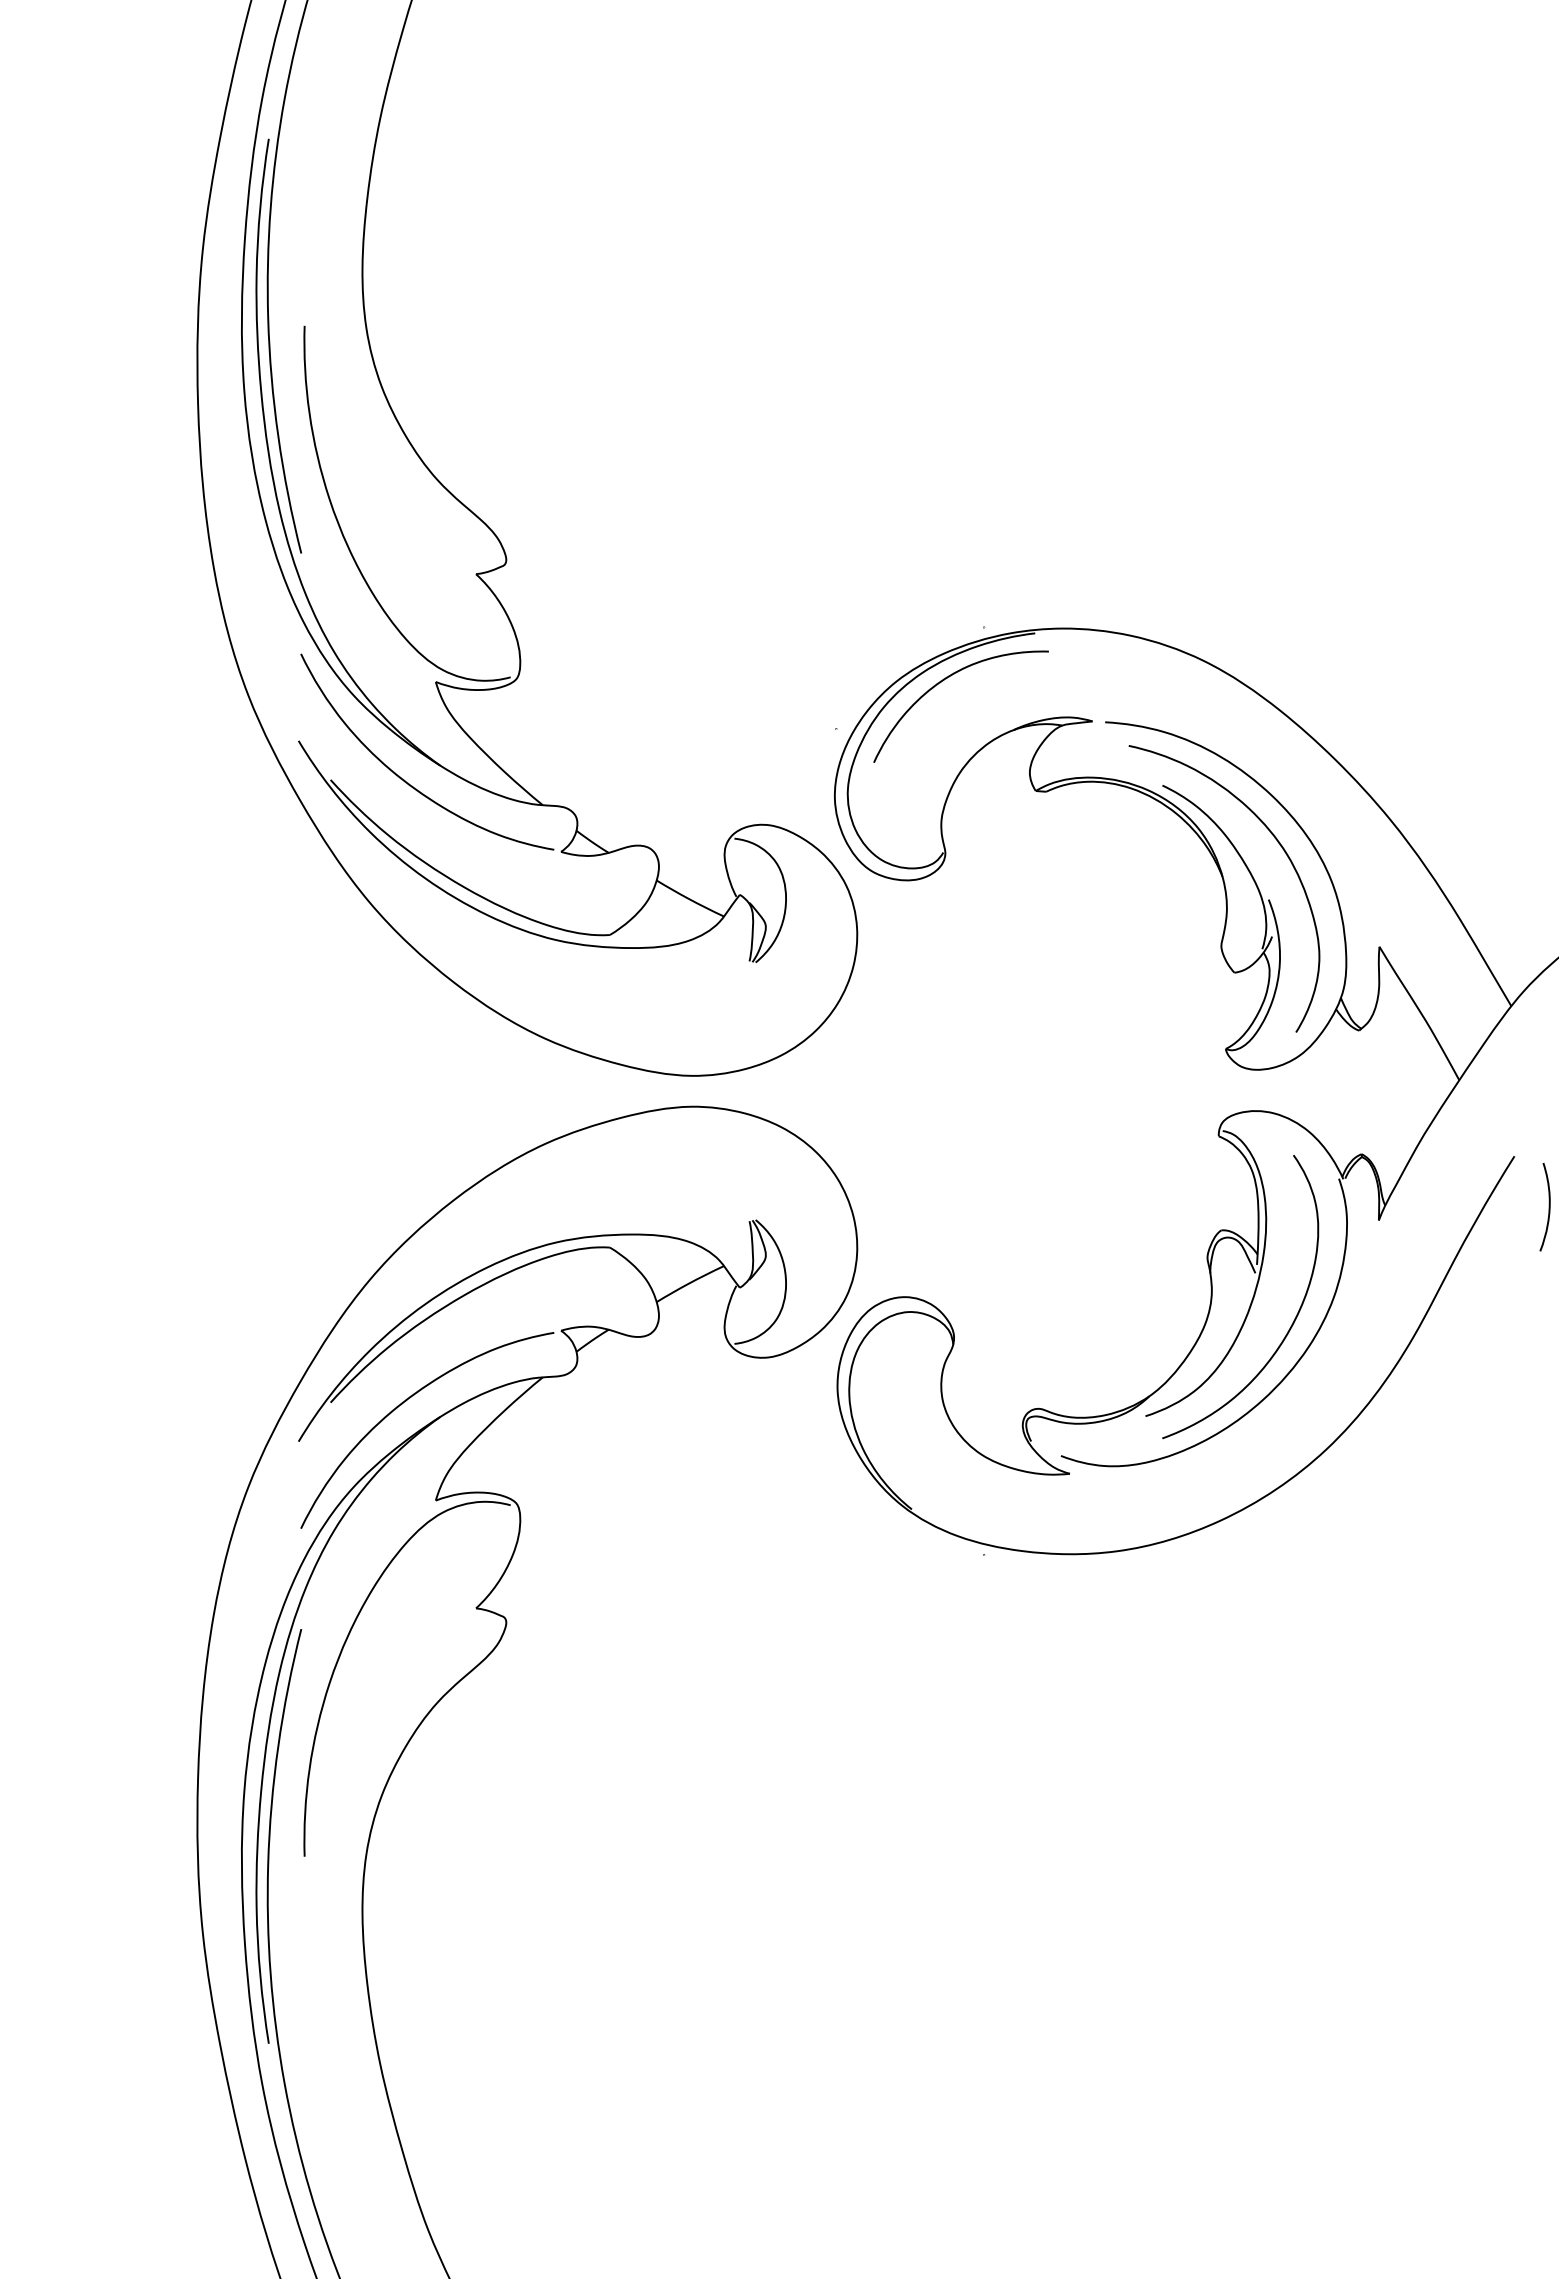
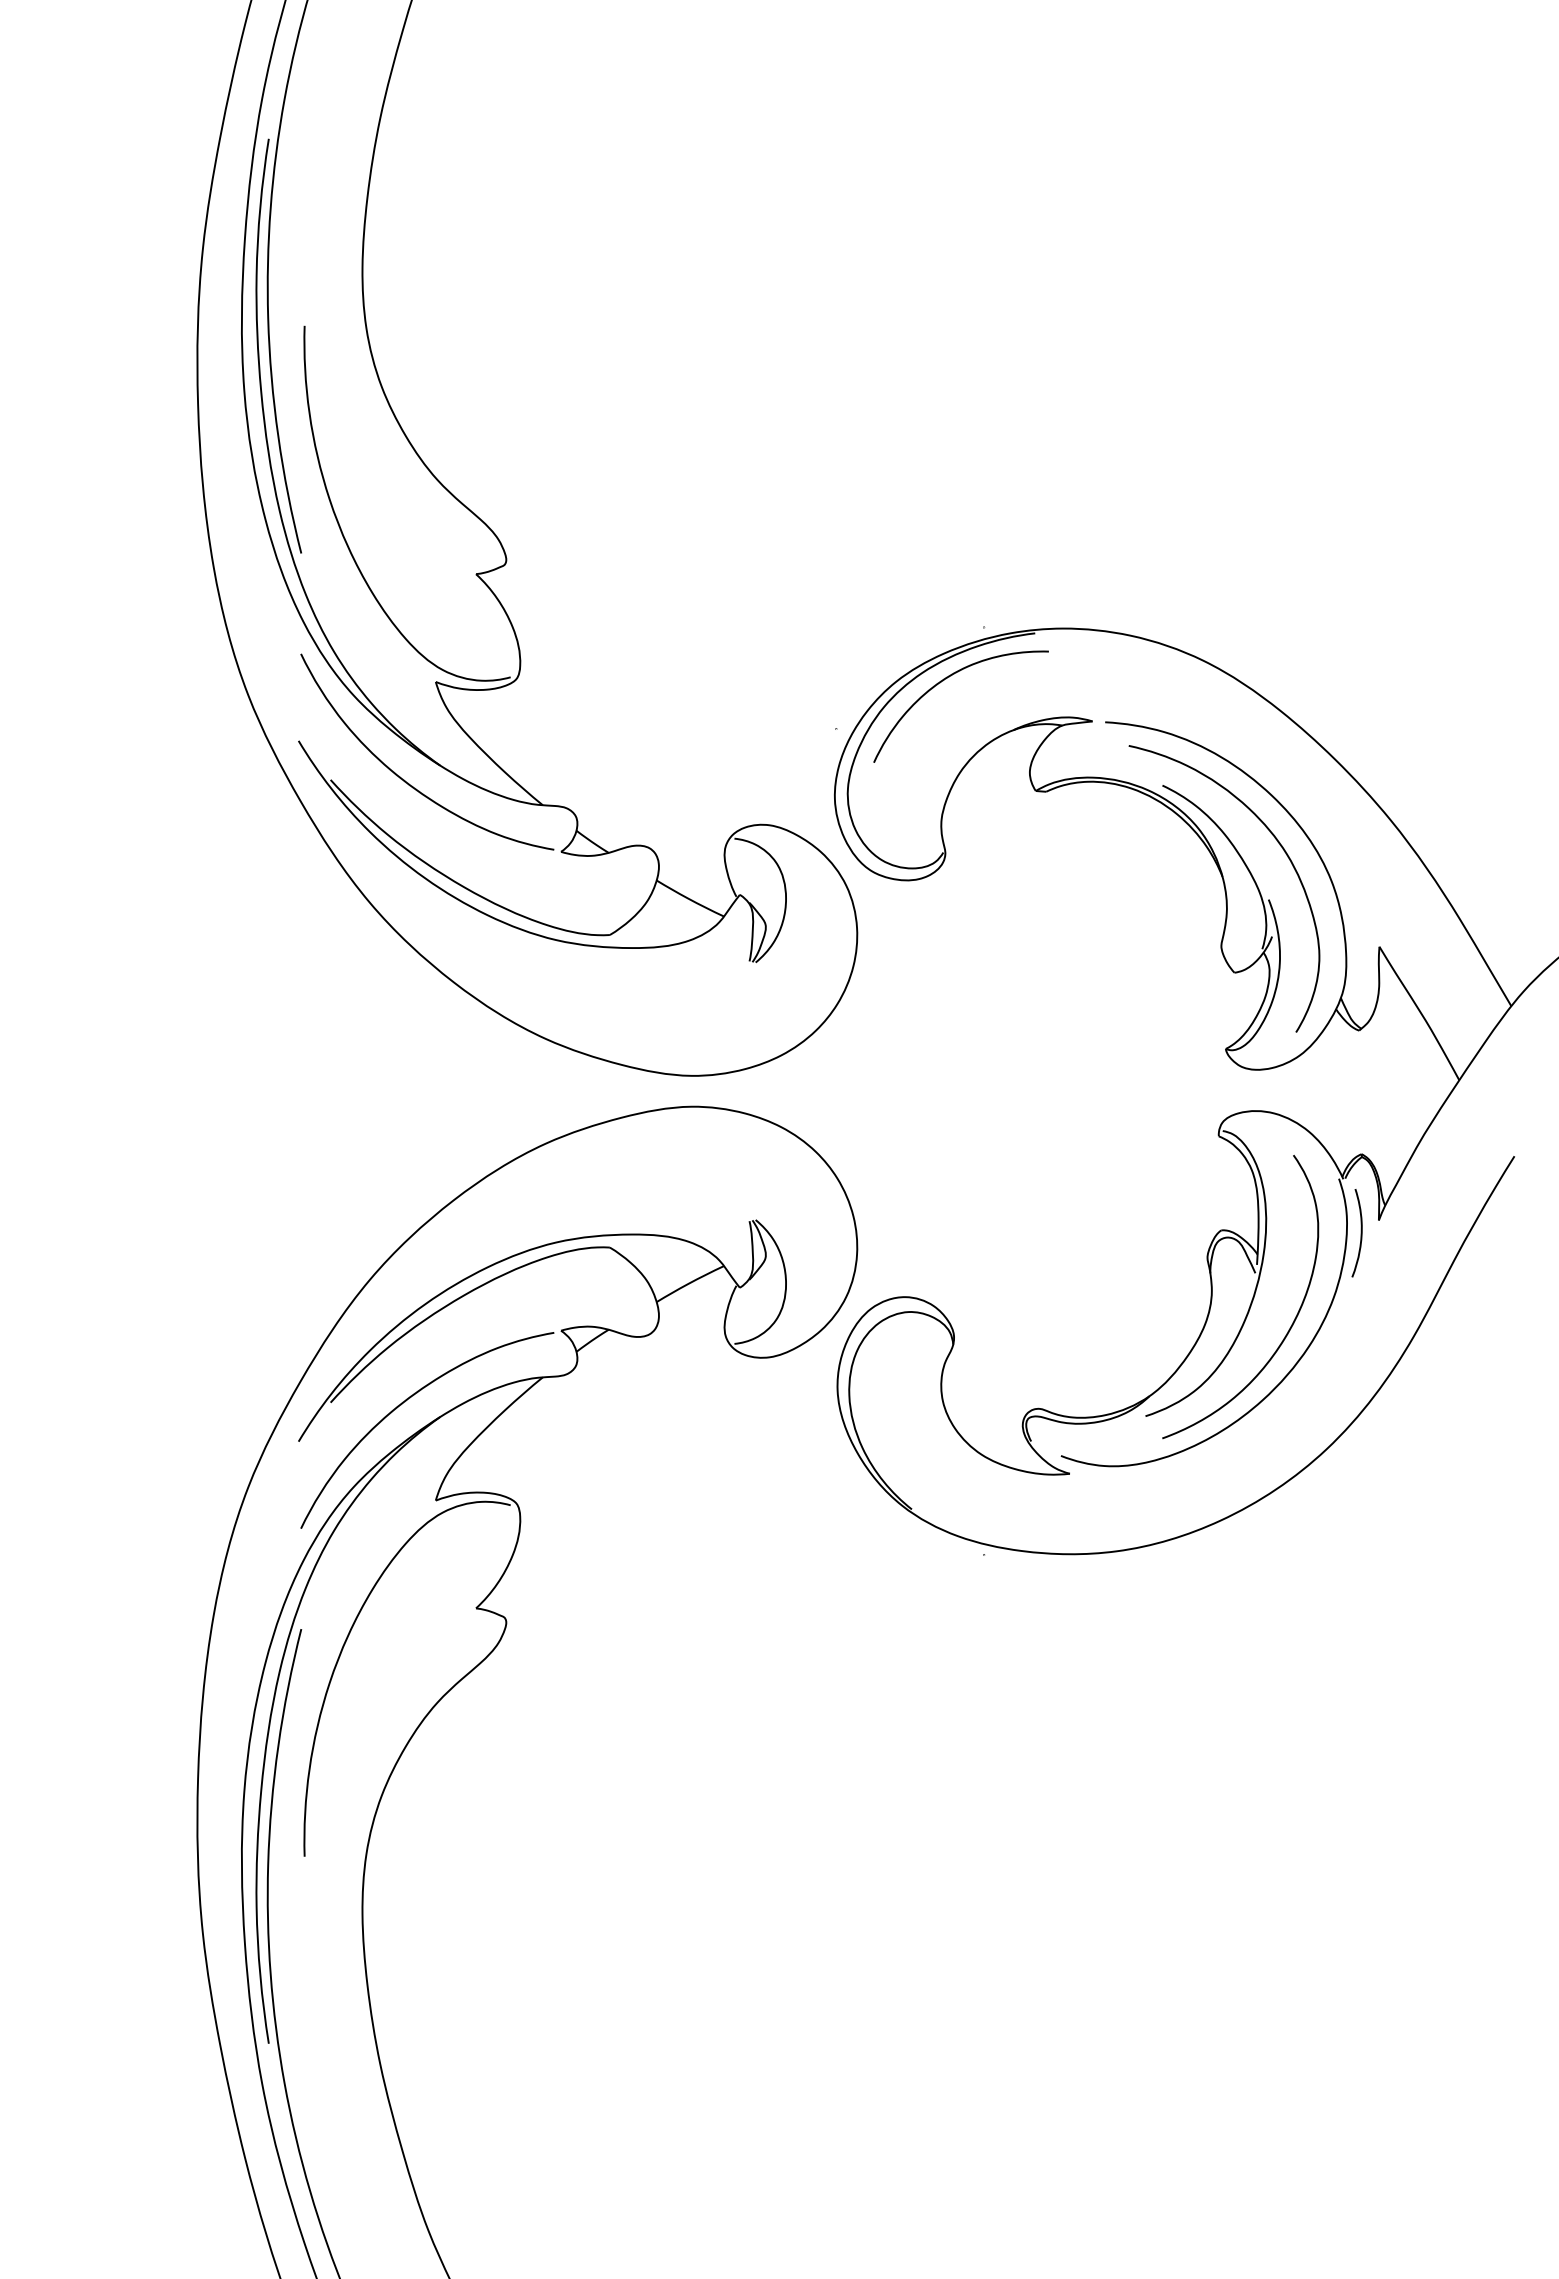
curve position: (1548, 1207) -> (1360, 1233) (1360, 1233)
